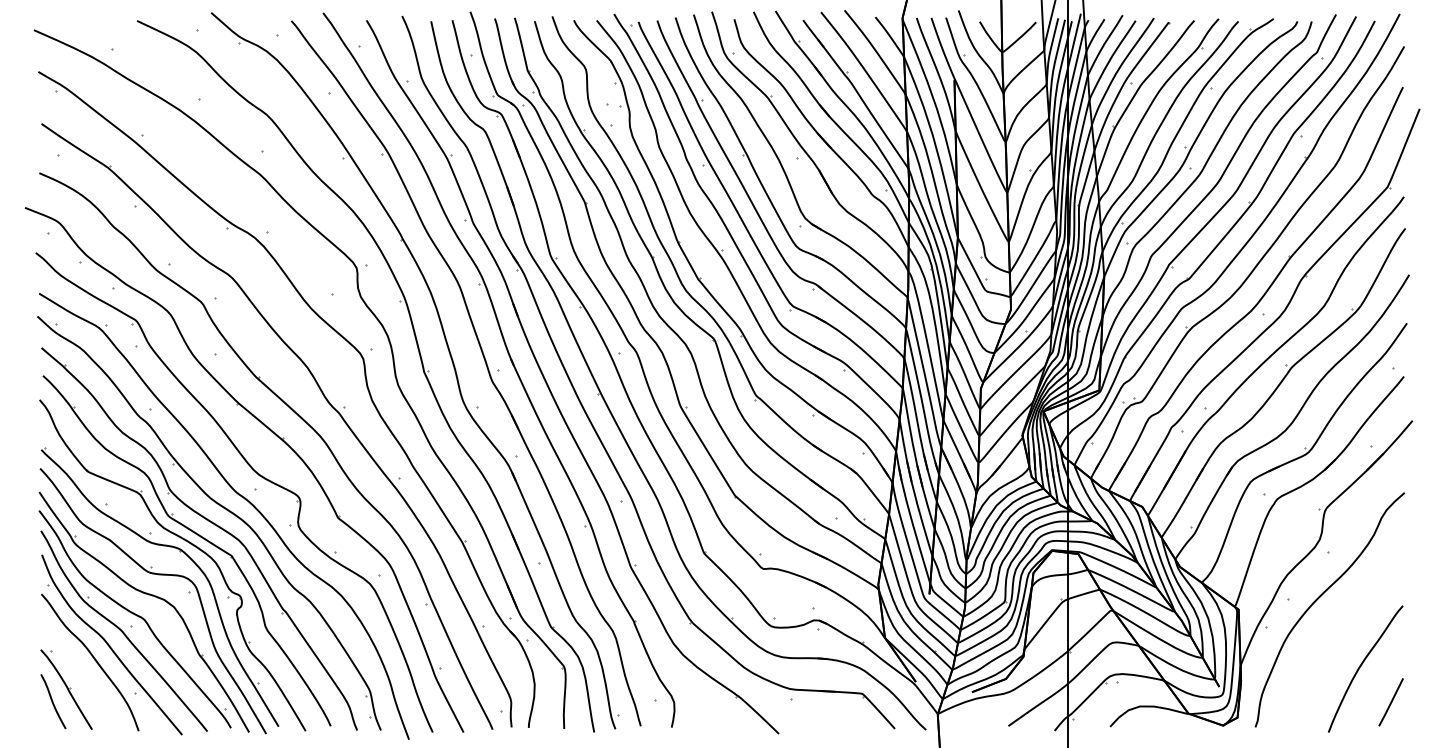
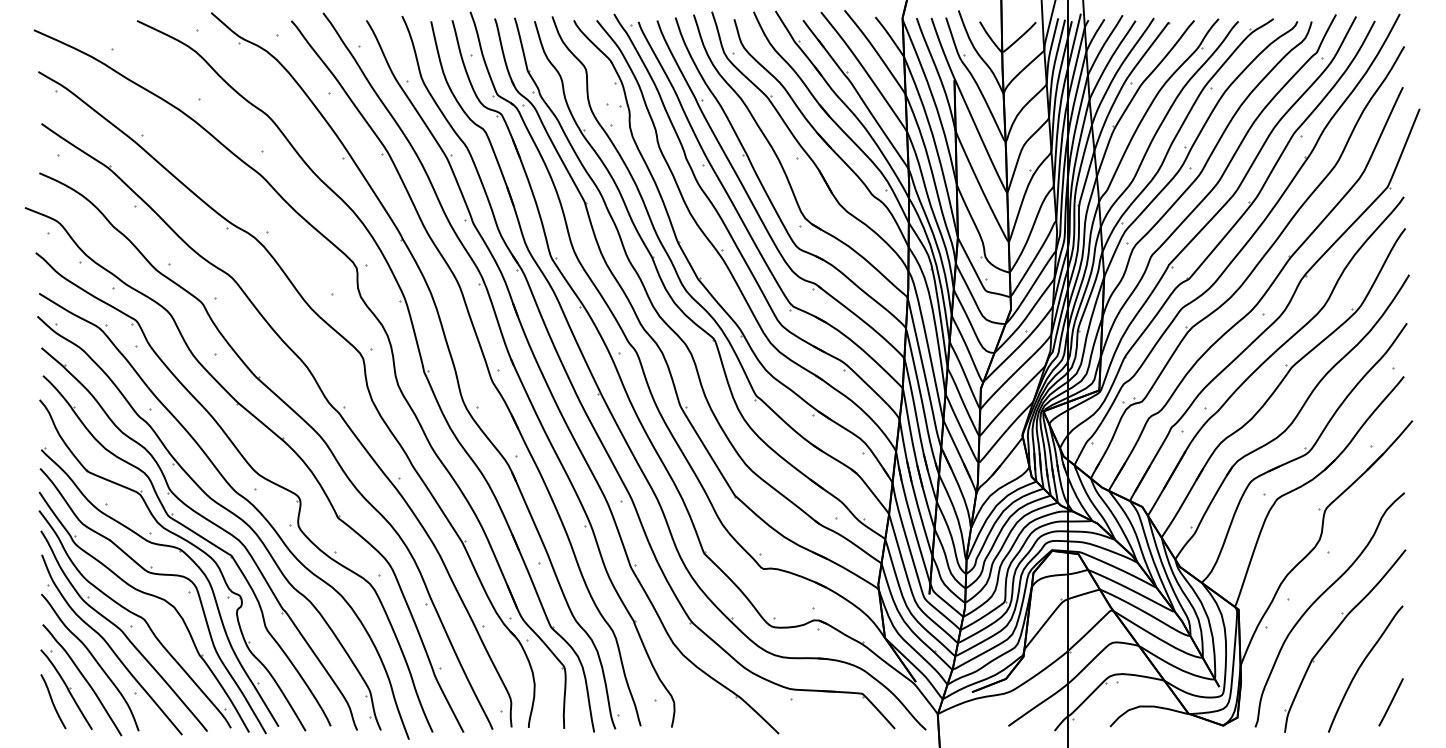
part: none -> present (1334, 633)
curve: none -> present (83, 678)
